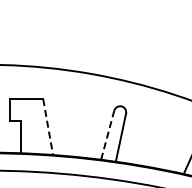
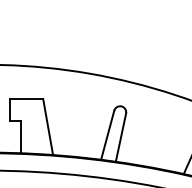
line: dashed -> solid (48, 127)
line: dashed -> solid (107, 134)
